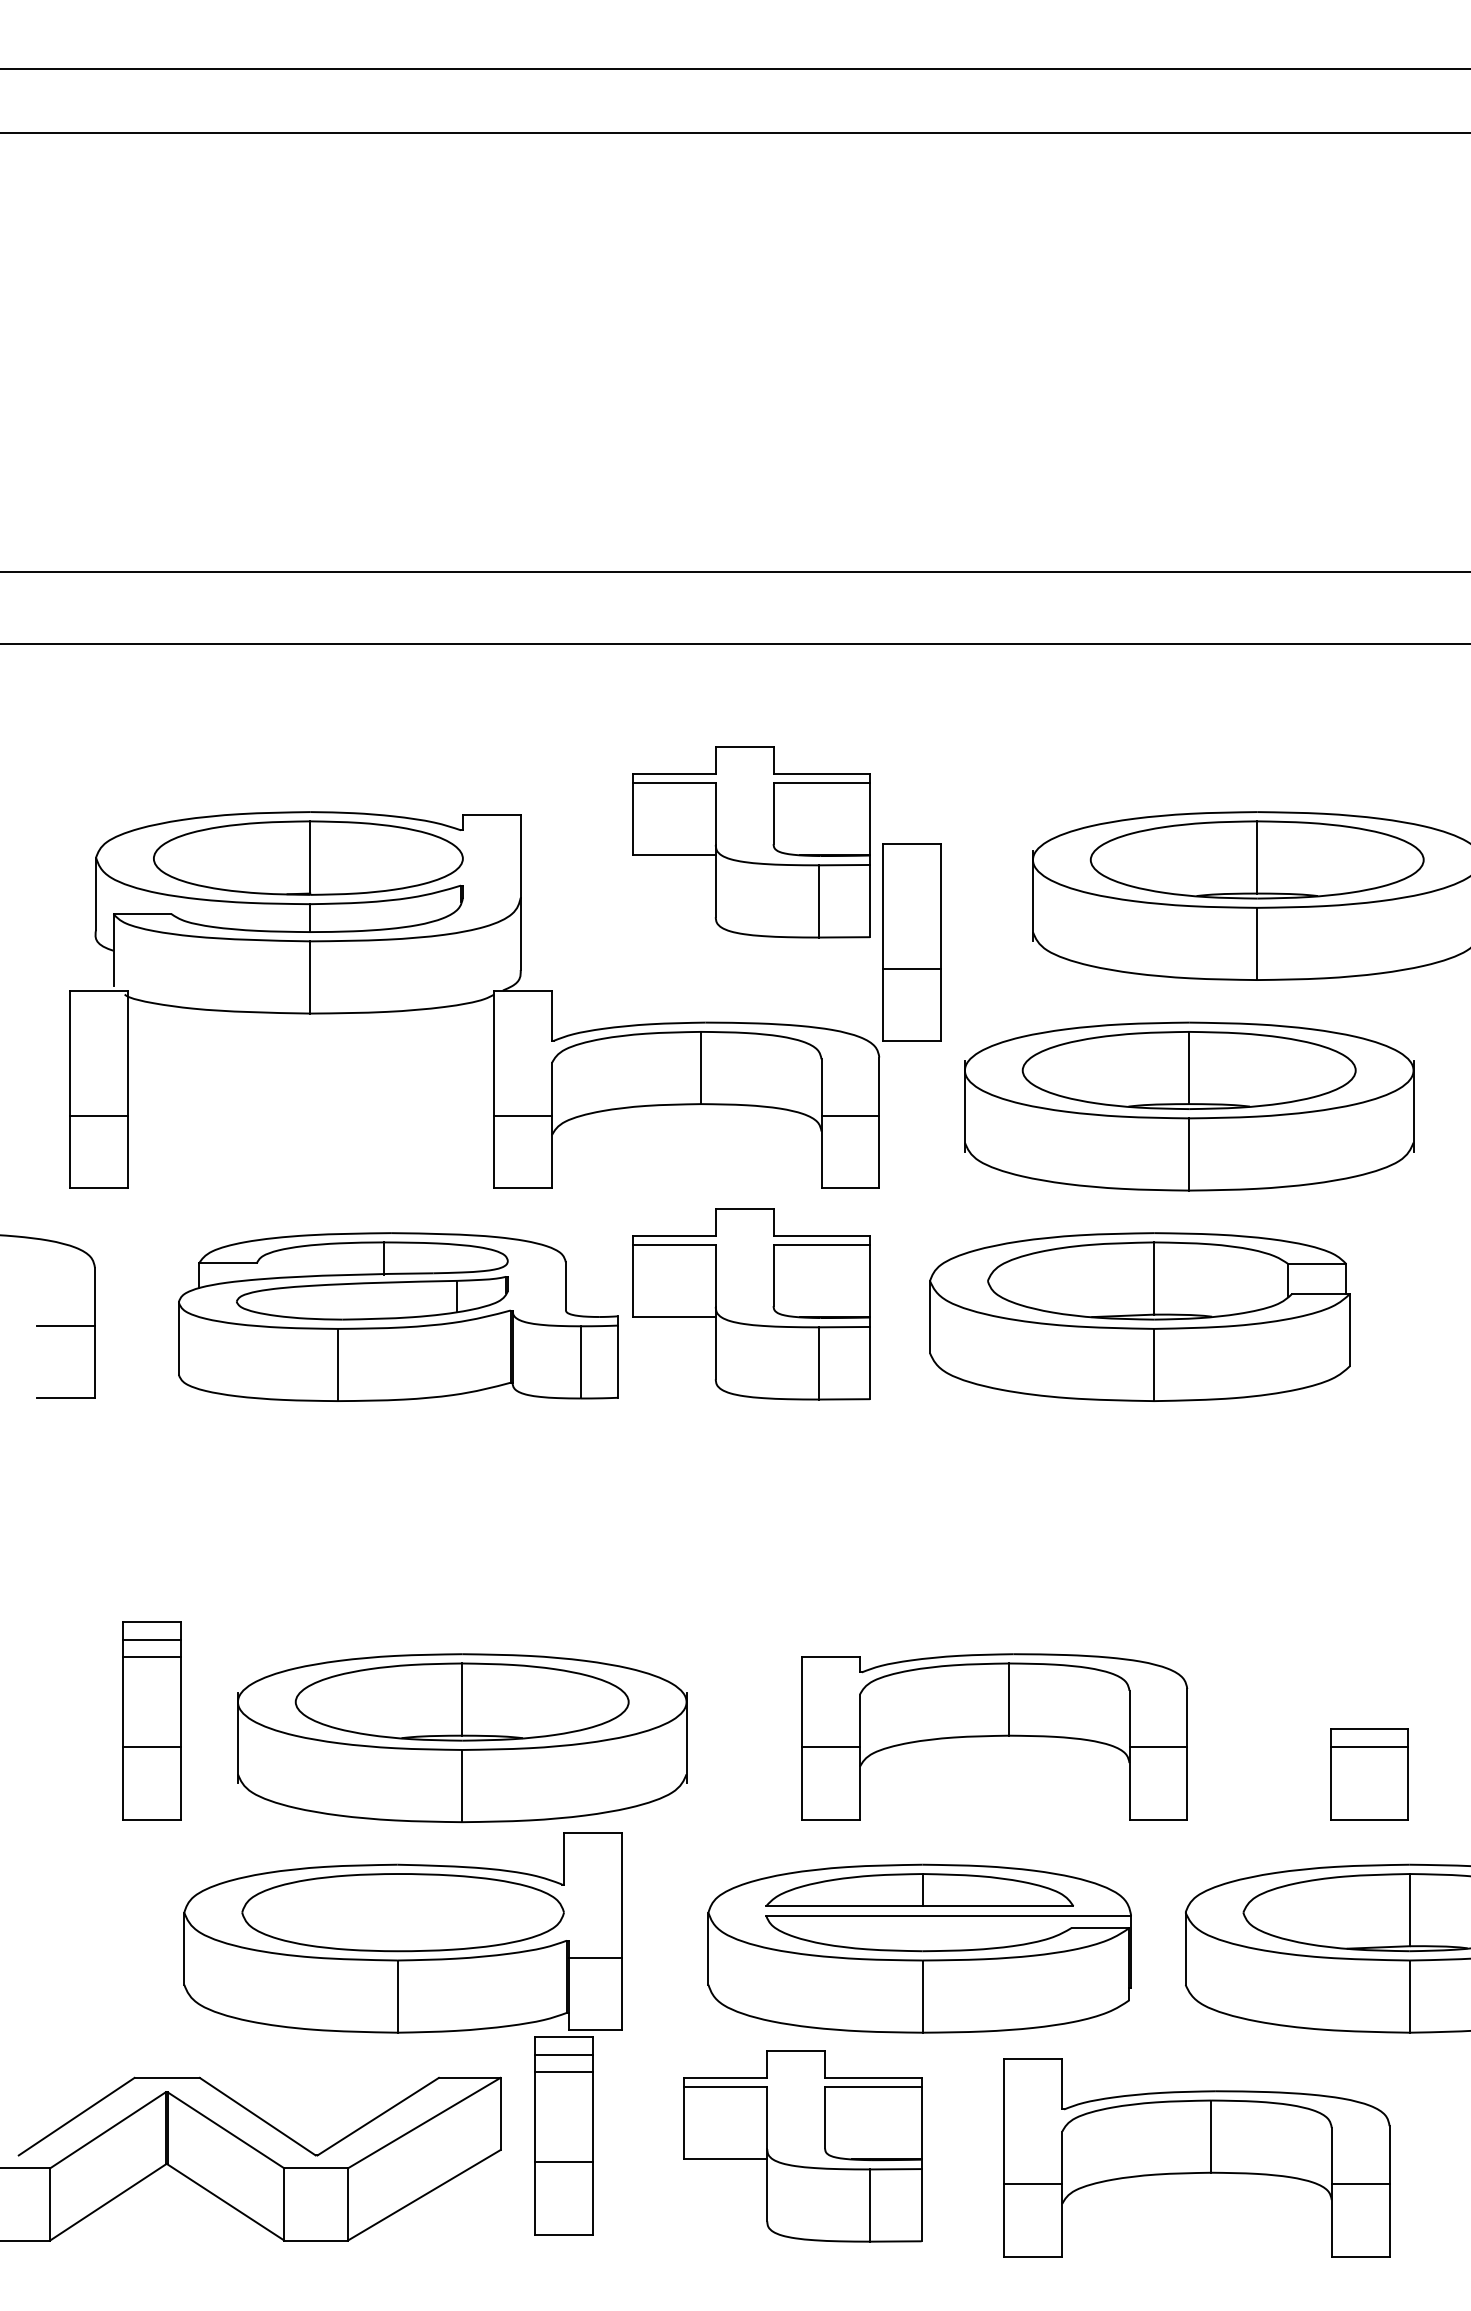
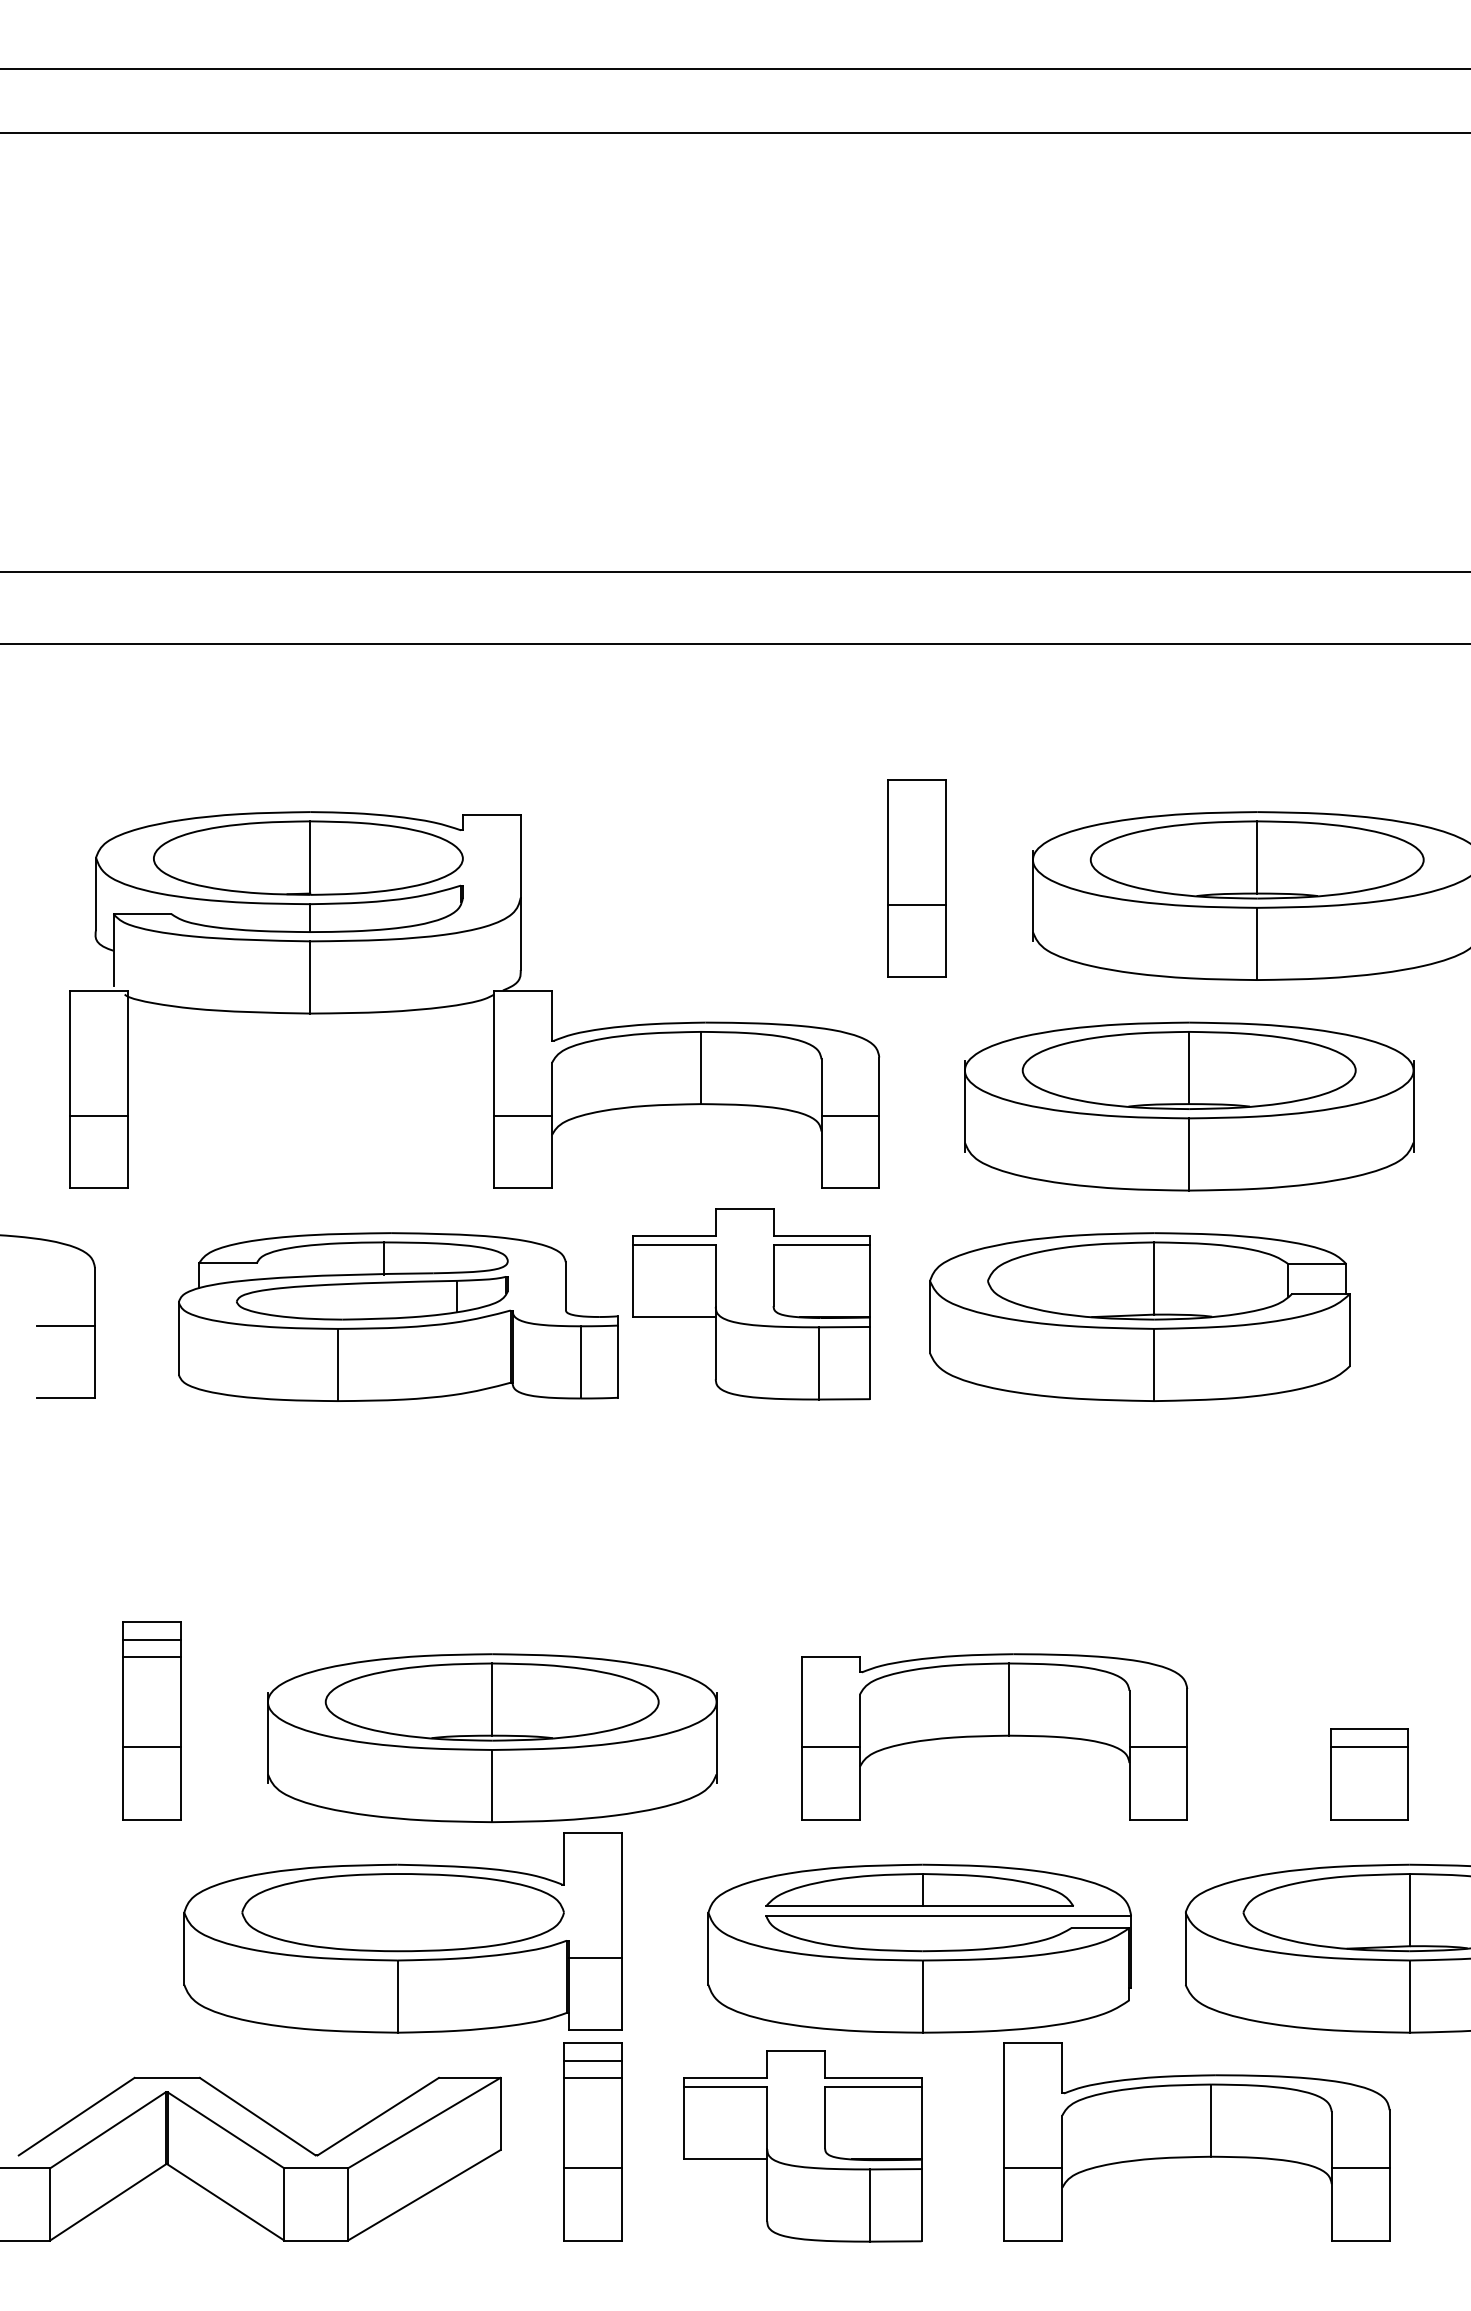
part: present -> none (751, 842)
part position: (911, 942) -> (916, 878) (916, 878)
part position: (462, 1738) -> (492, 1738) (492, 1738)
part position: (563, 2135) -> (592, 2141) (592, 2141)
part position: (1196, 2157) -> (1196, 2141) (1196, 2141)
